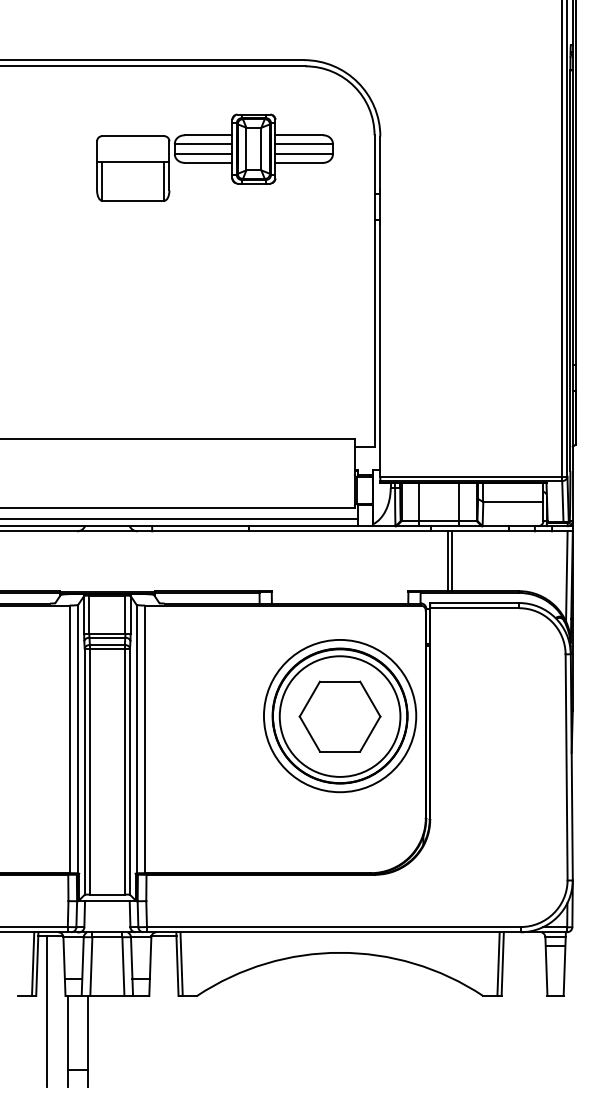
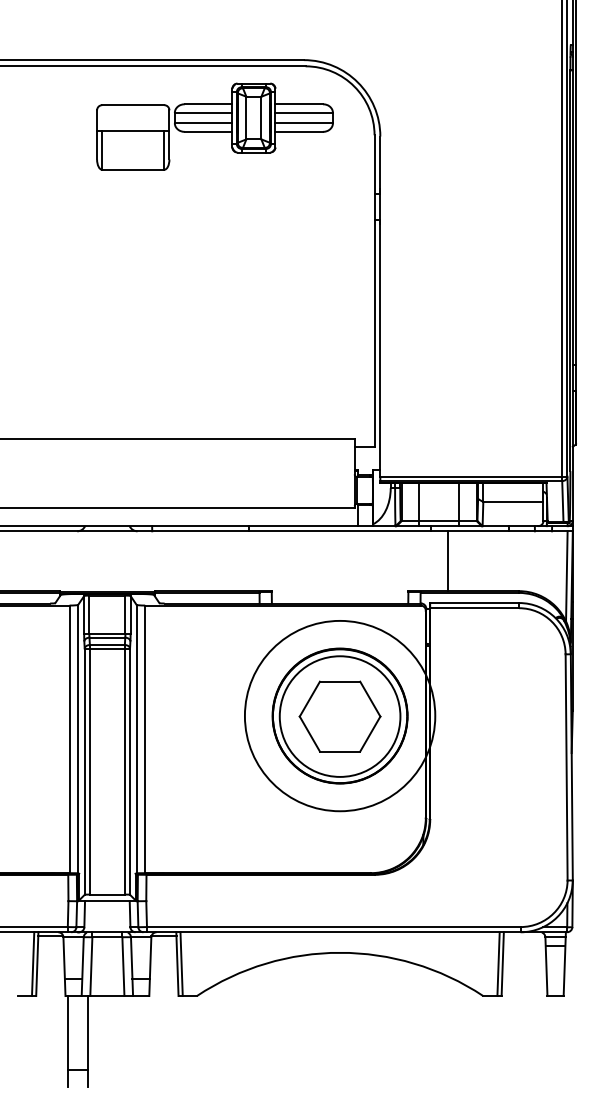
part position: (214, 157) -> (214, 126) (214, 126)
line: present -> none (180, 519)
line: present -> none (452, 561)
circle diameter: 152 px -> 190 px (339, 715)
line: present -> none (47, 1011)
